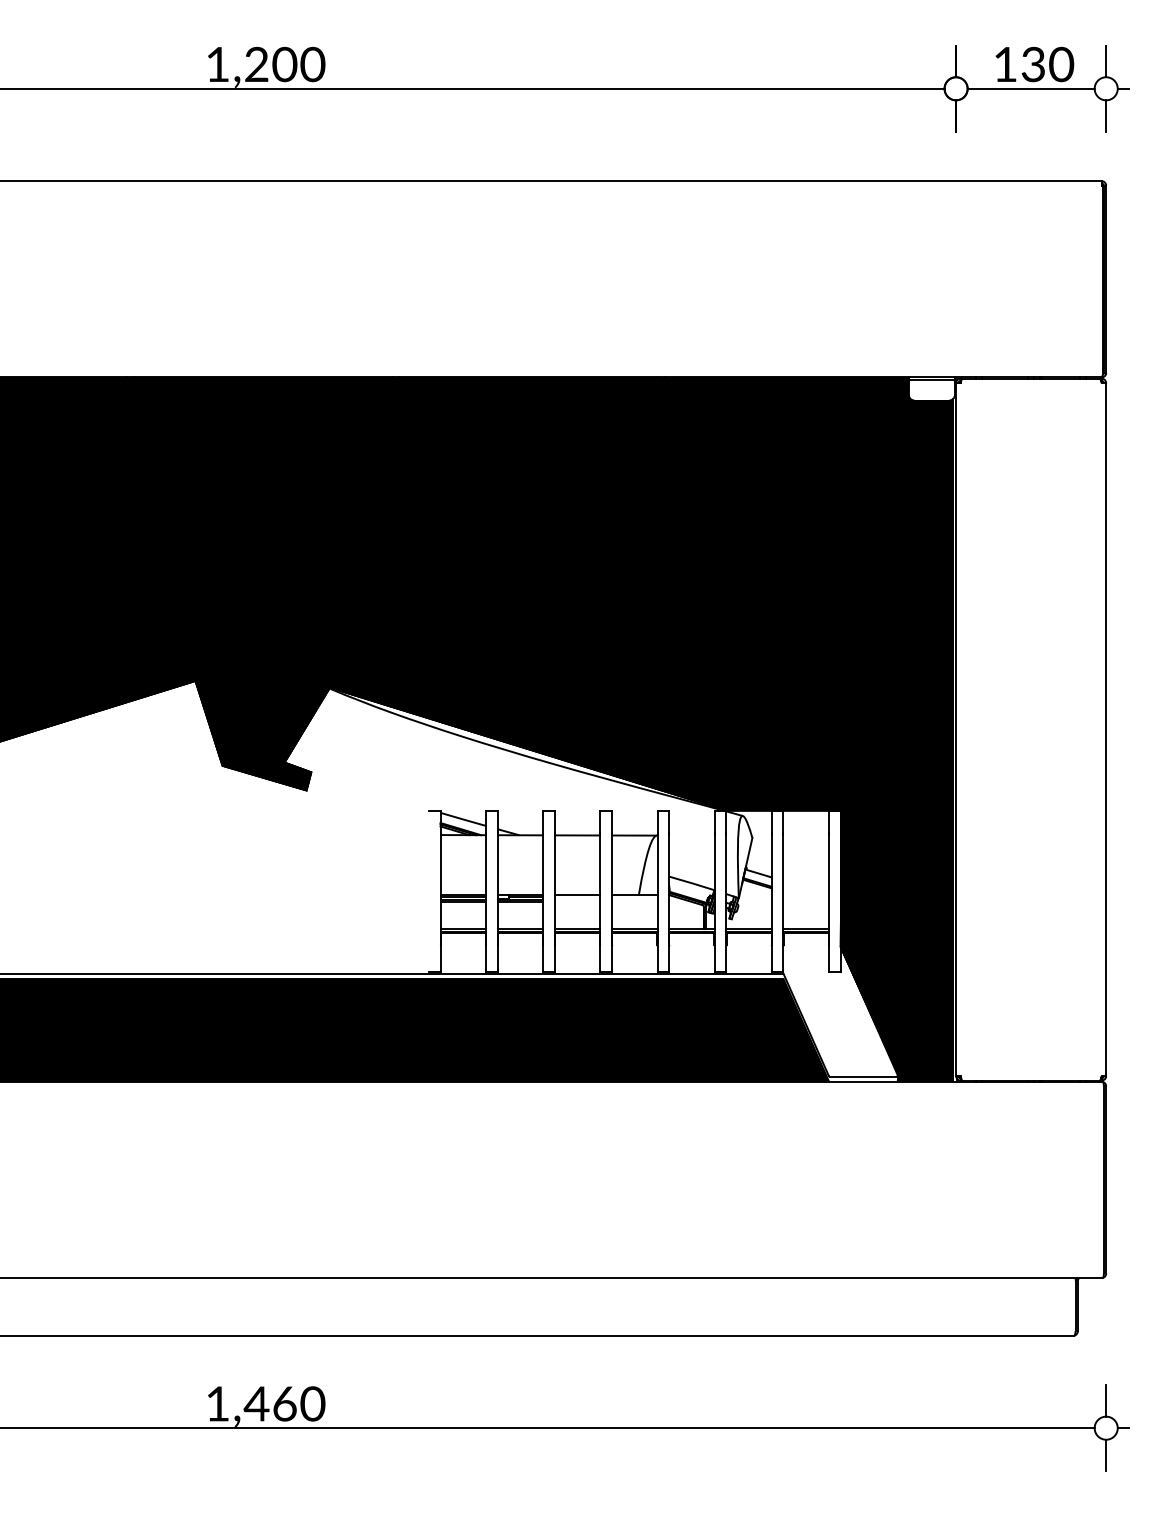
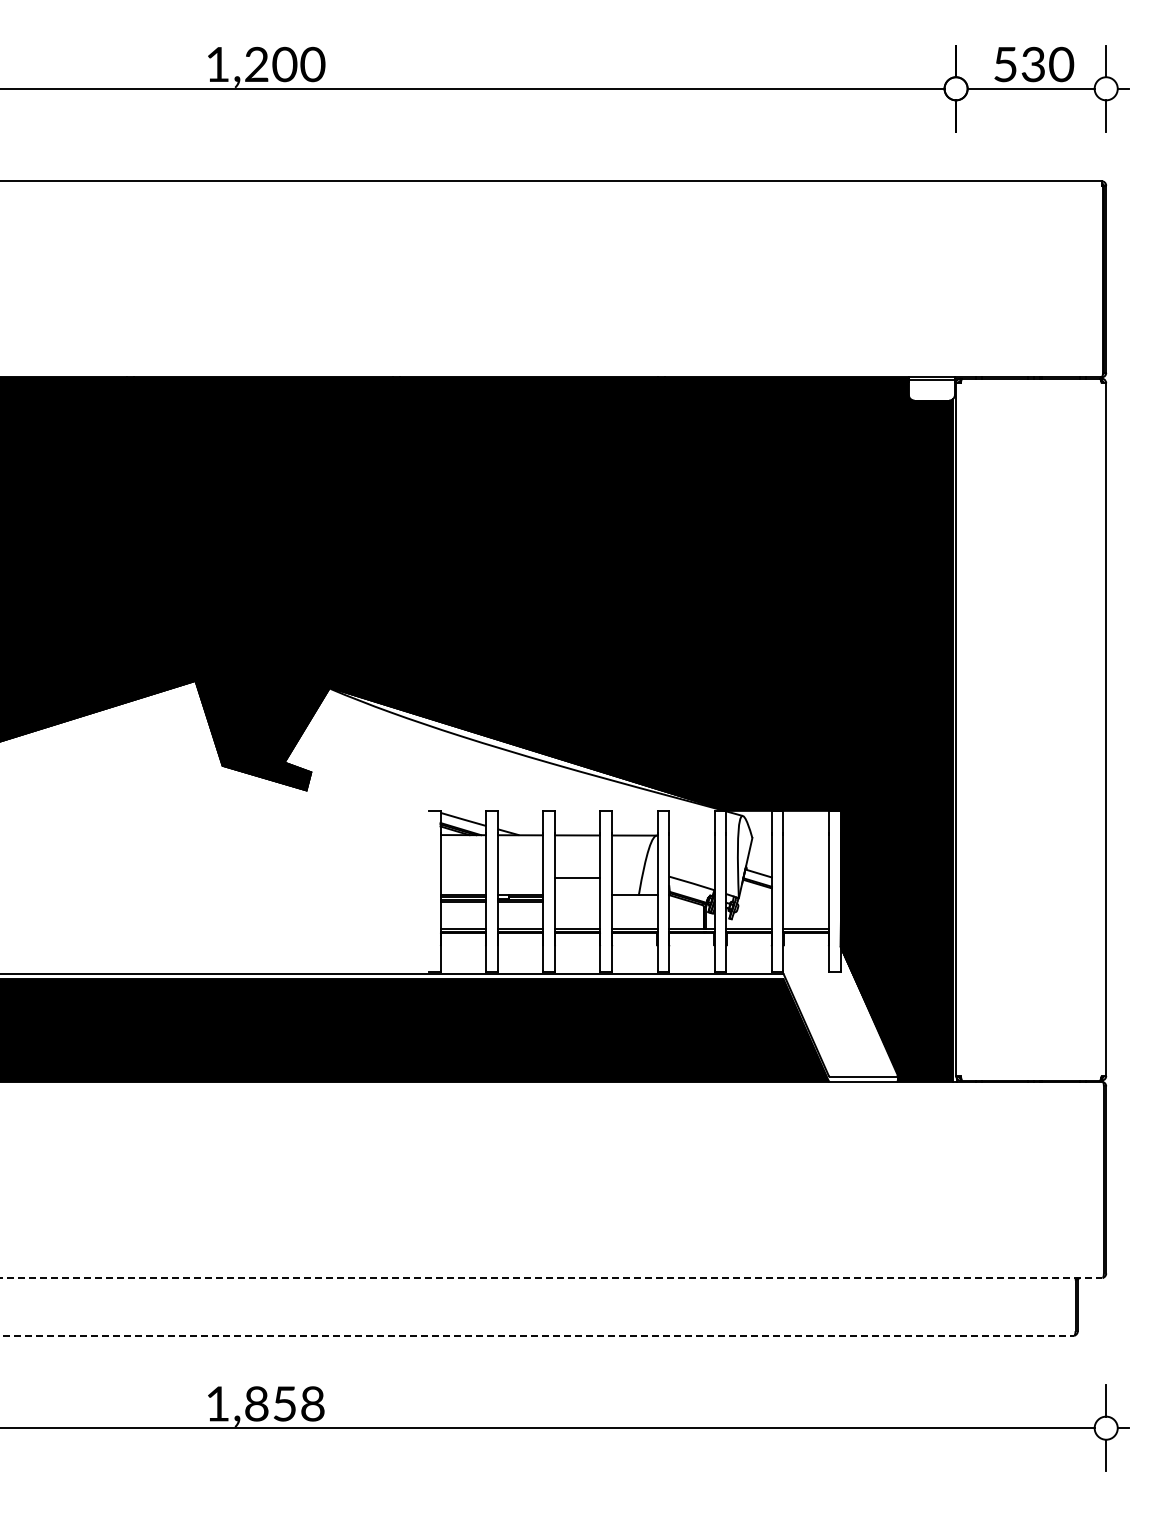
text: 130 -> 530 (1005, 64)
line position: (577, 894) -> (577, 877) (577, 877)
line: solid -> dashed (551, 1278)
line: solid -> dashed (537, 1335)
text: 1,460 -> 1,858 (284, 1403)
